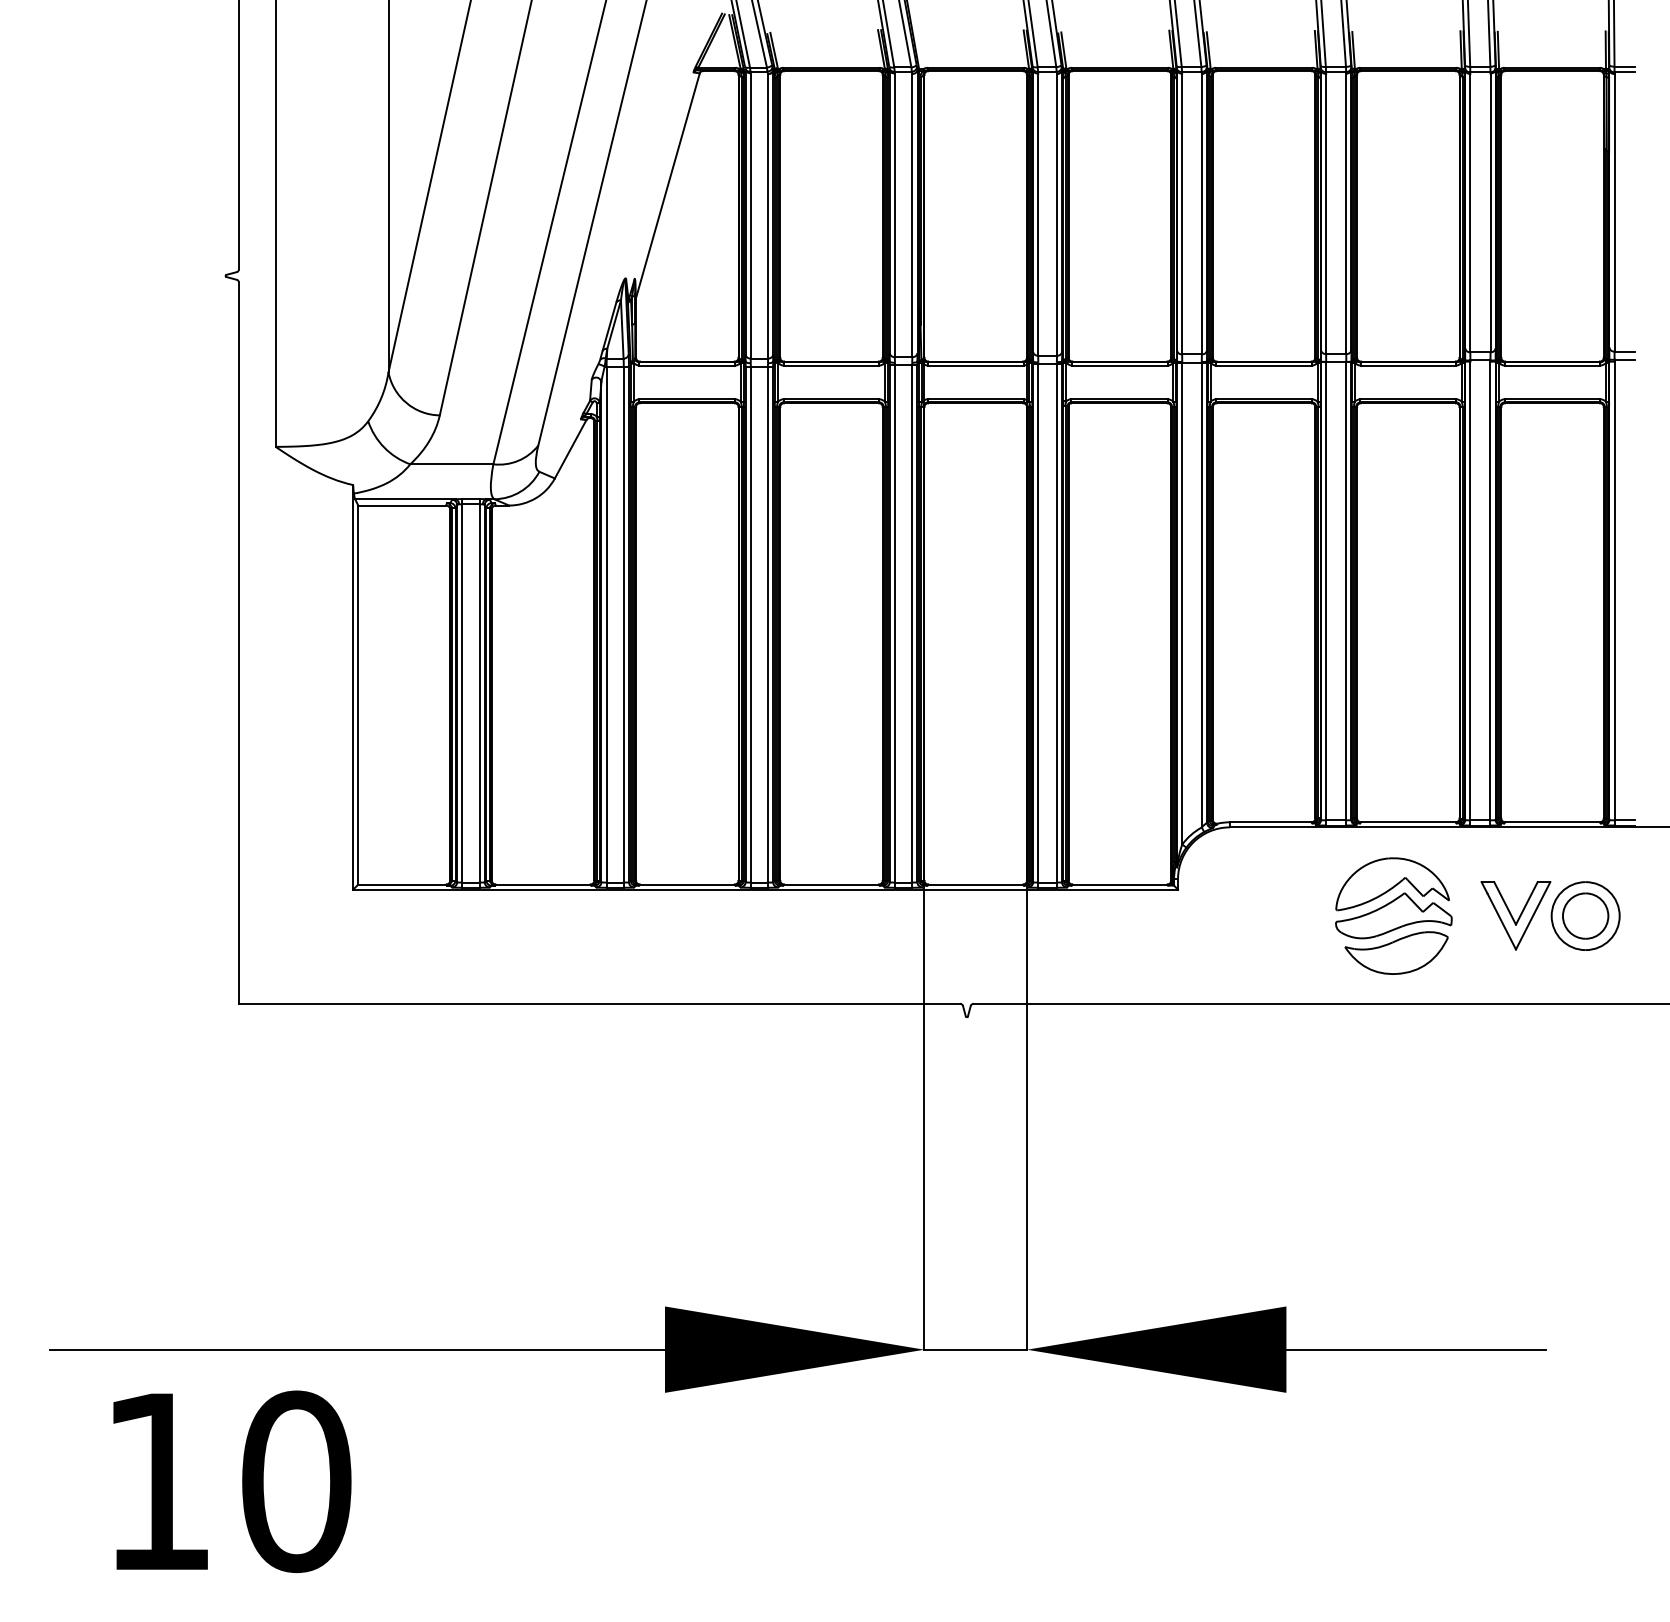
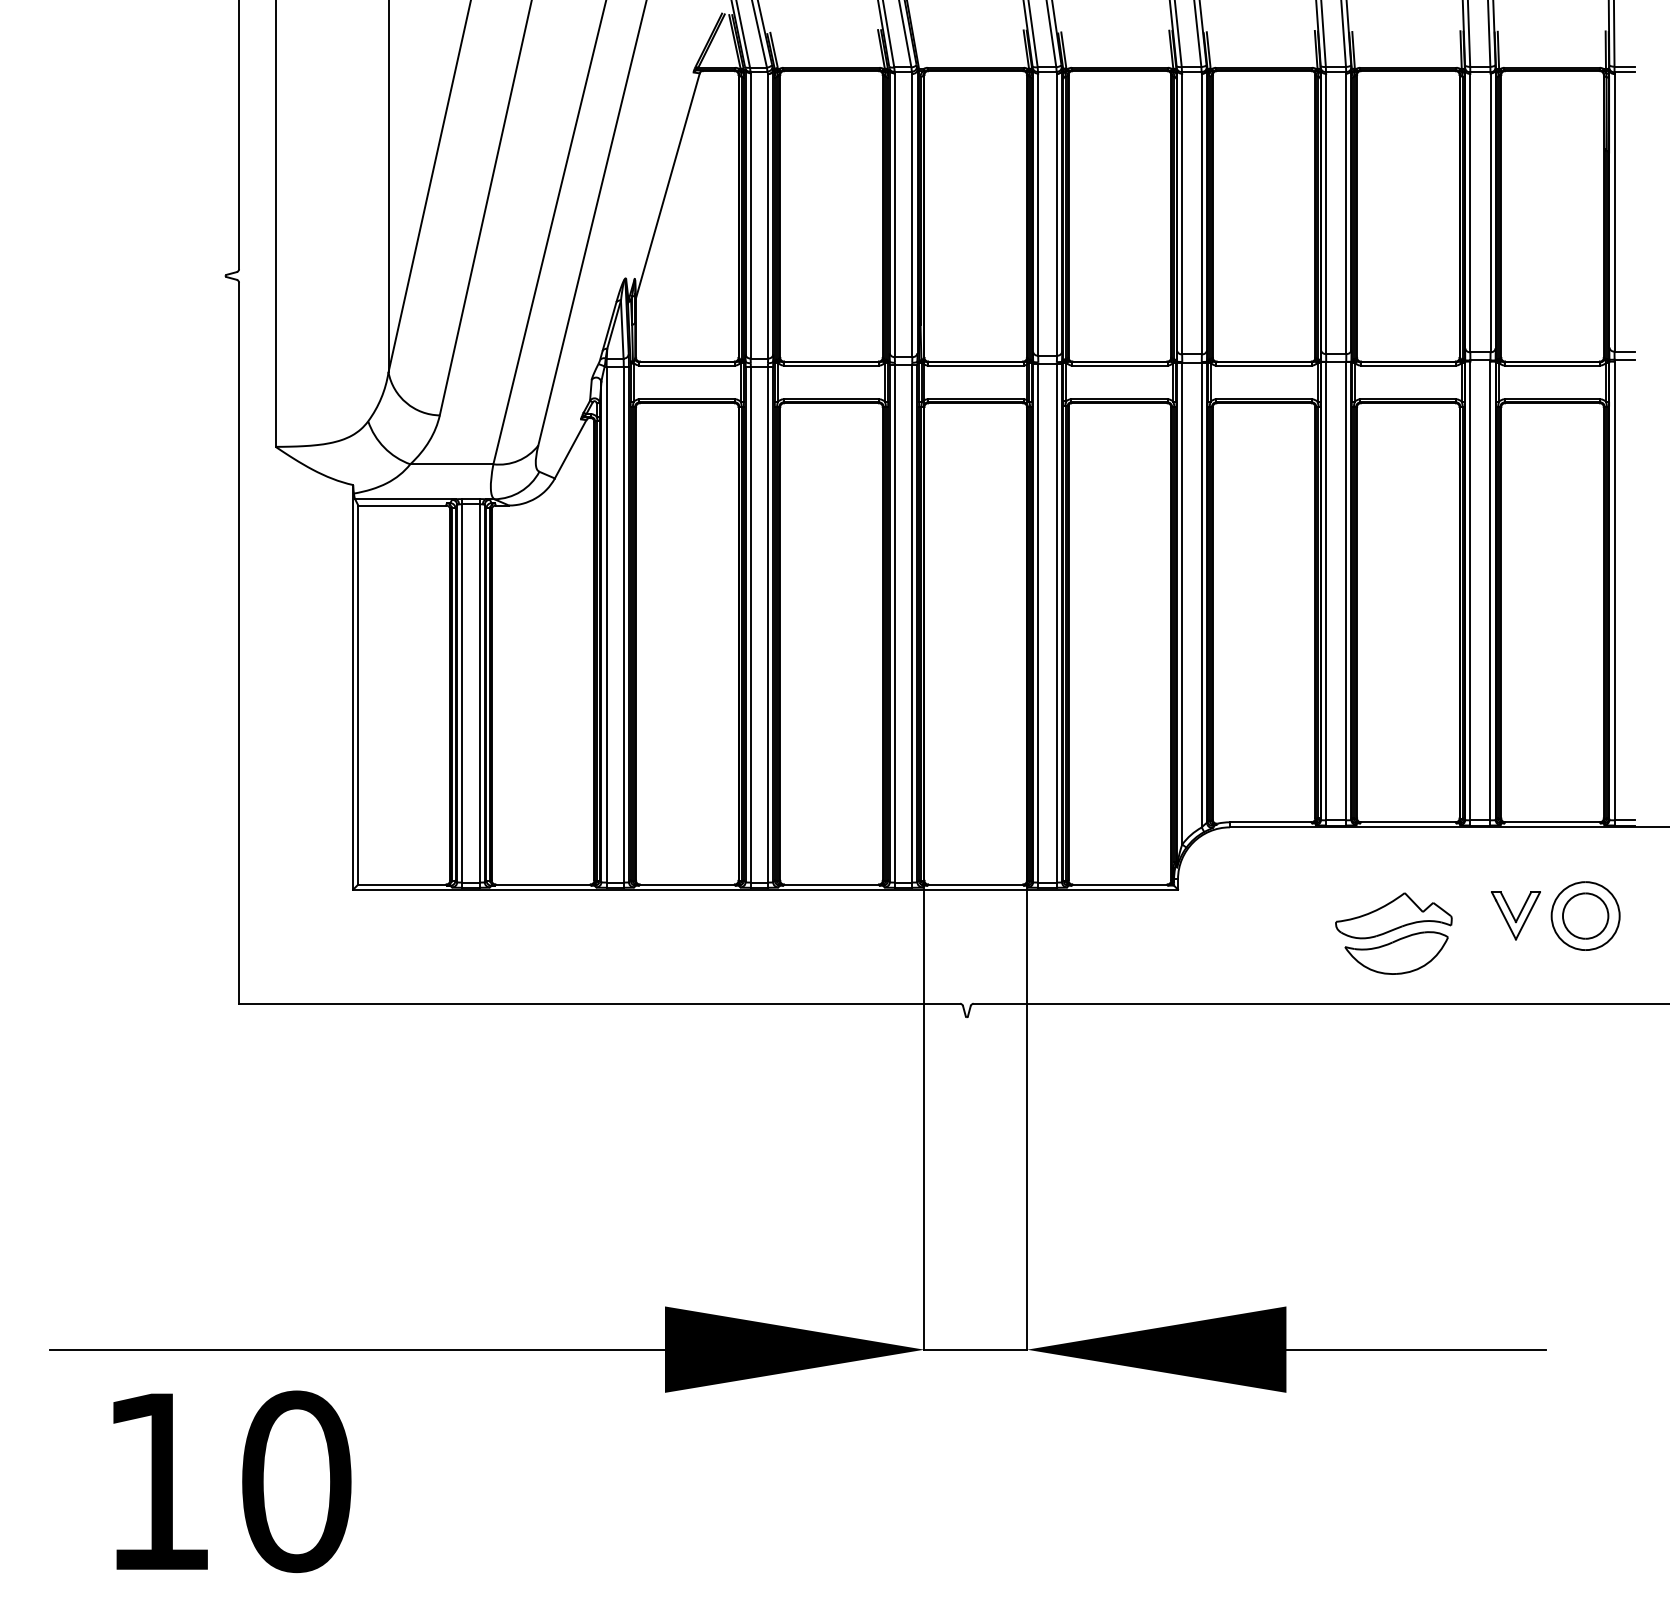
part: present -> none (1392, 884)
part size: 72x70 px -> 50x50 px (1515, 915)
